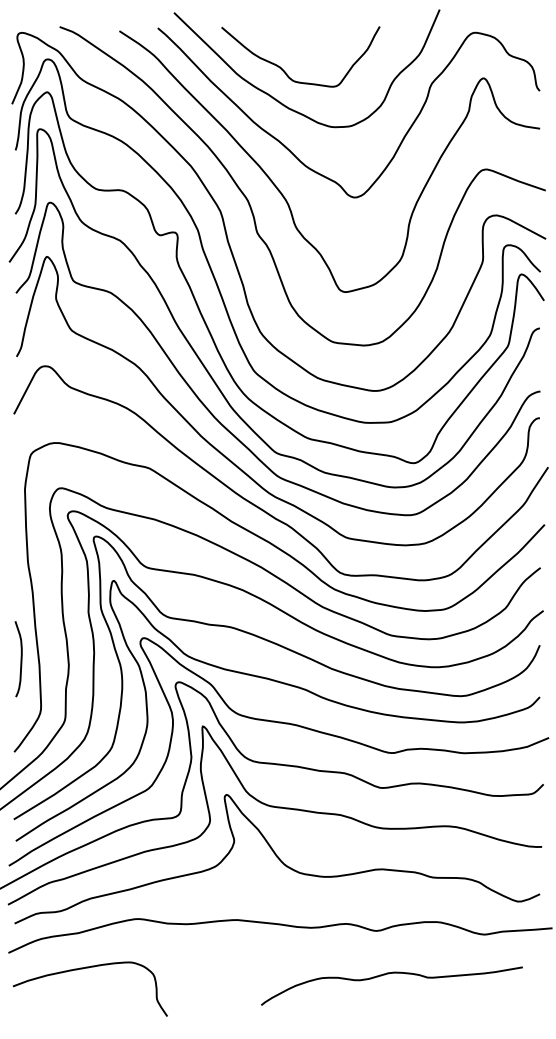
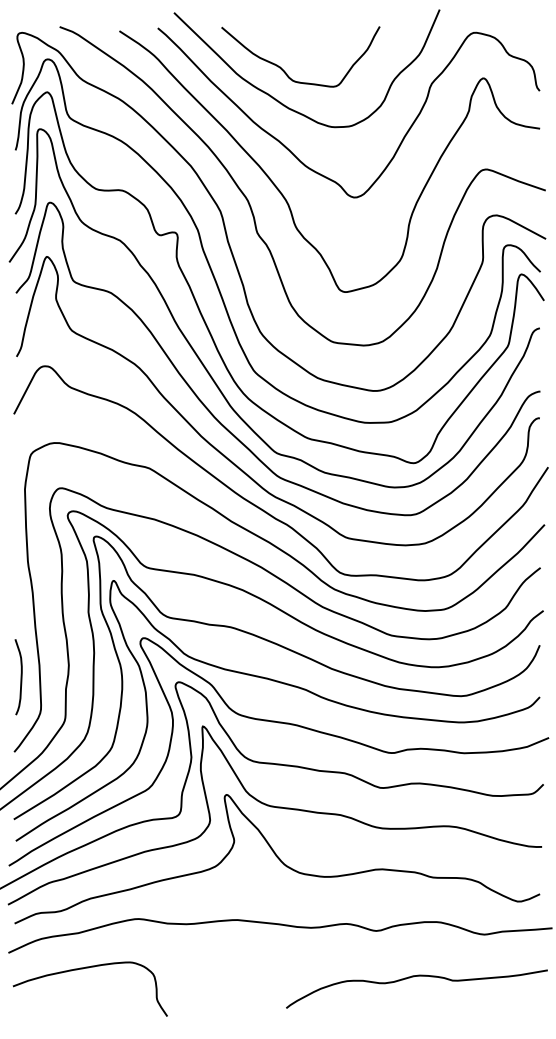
curve position: (20, 659) -> (20, 677) (20, 677)
curve position: (388, 974) -> (413, 977) (413, 977)
